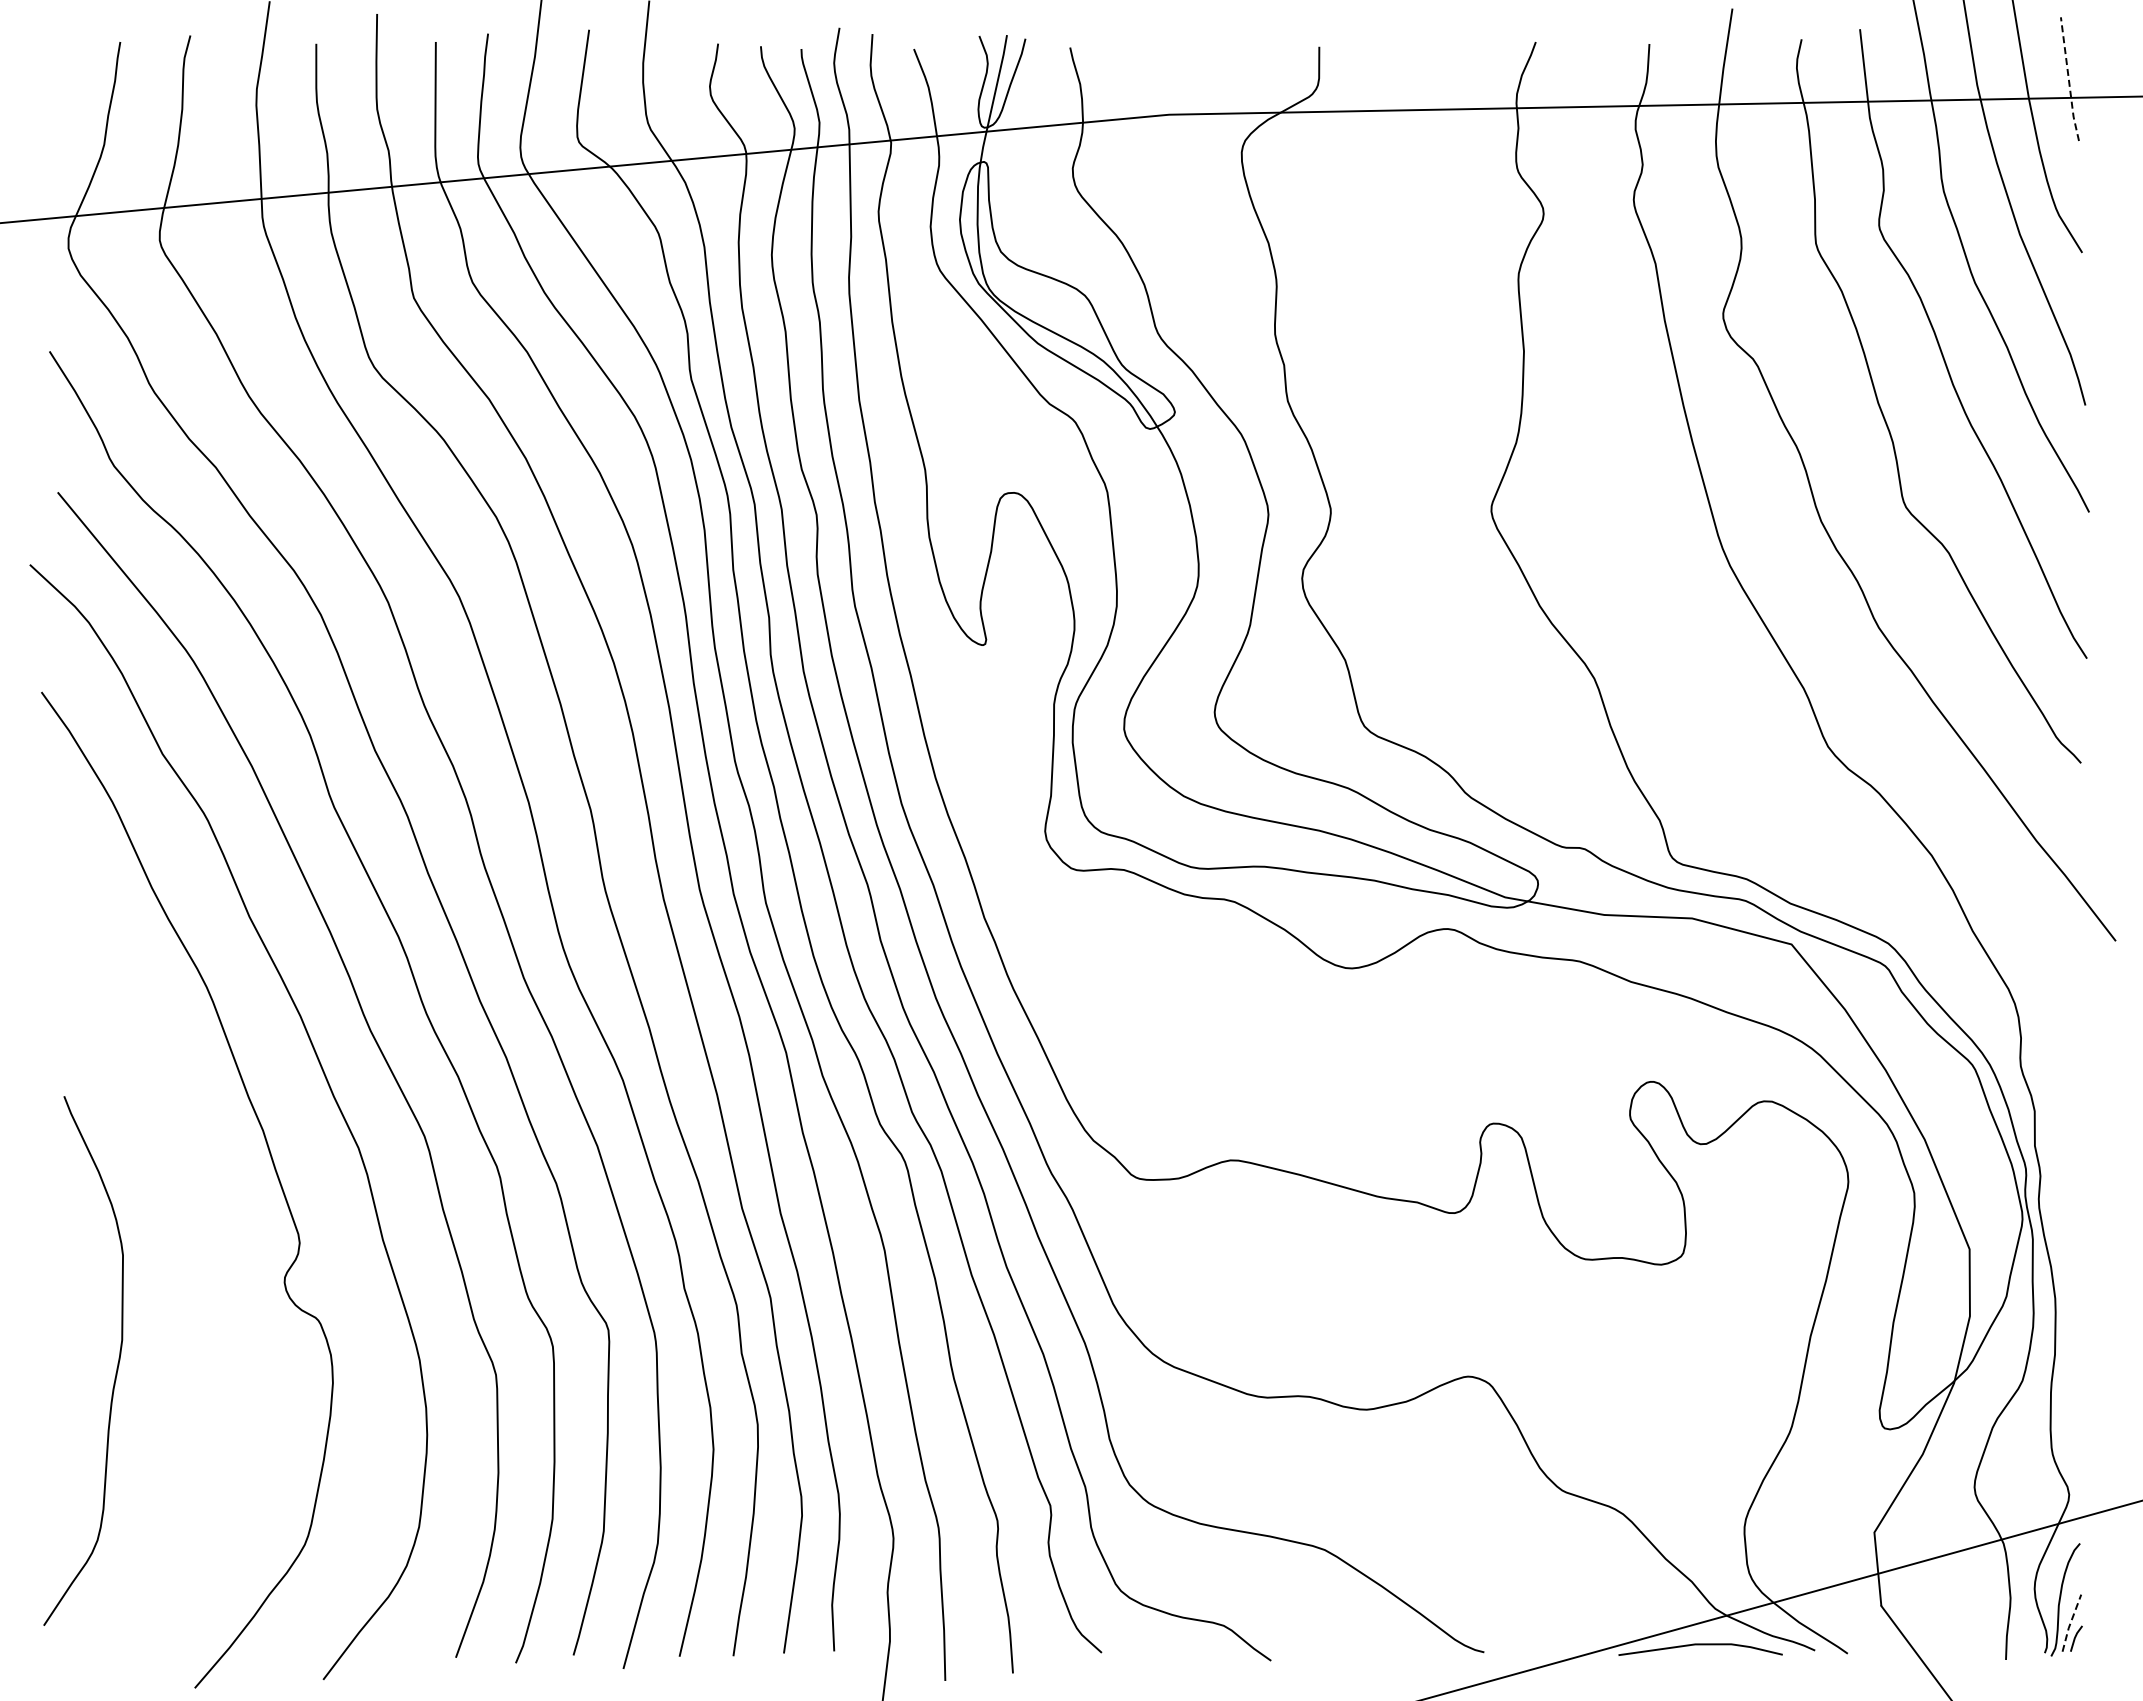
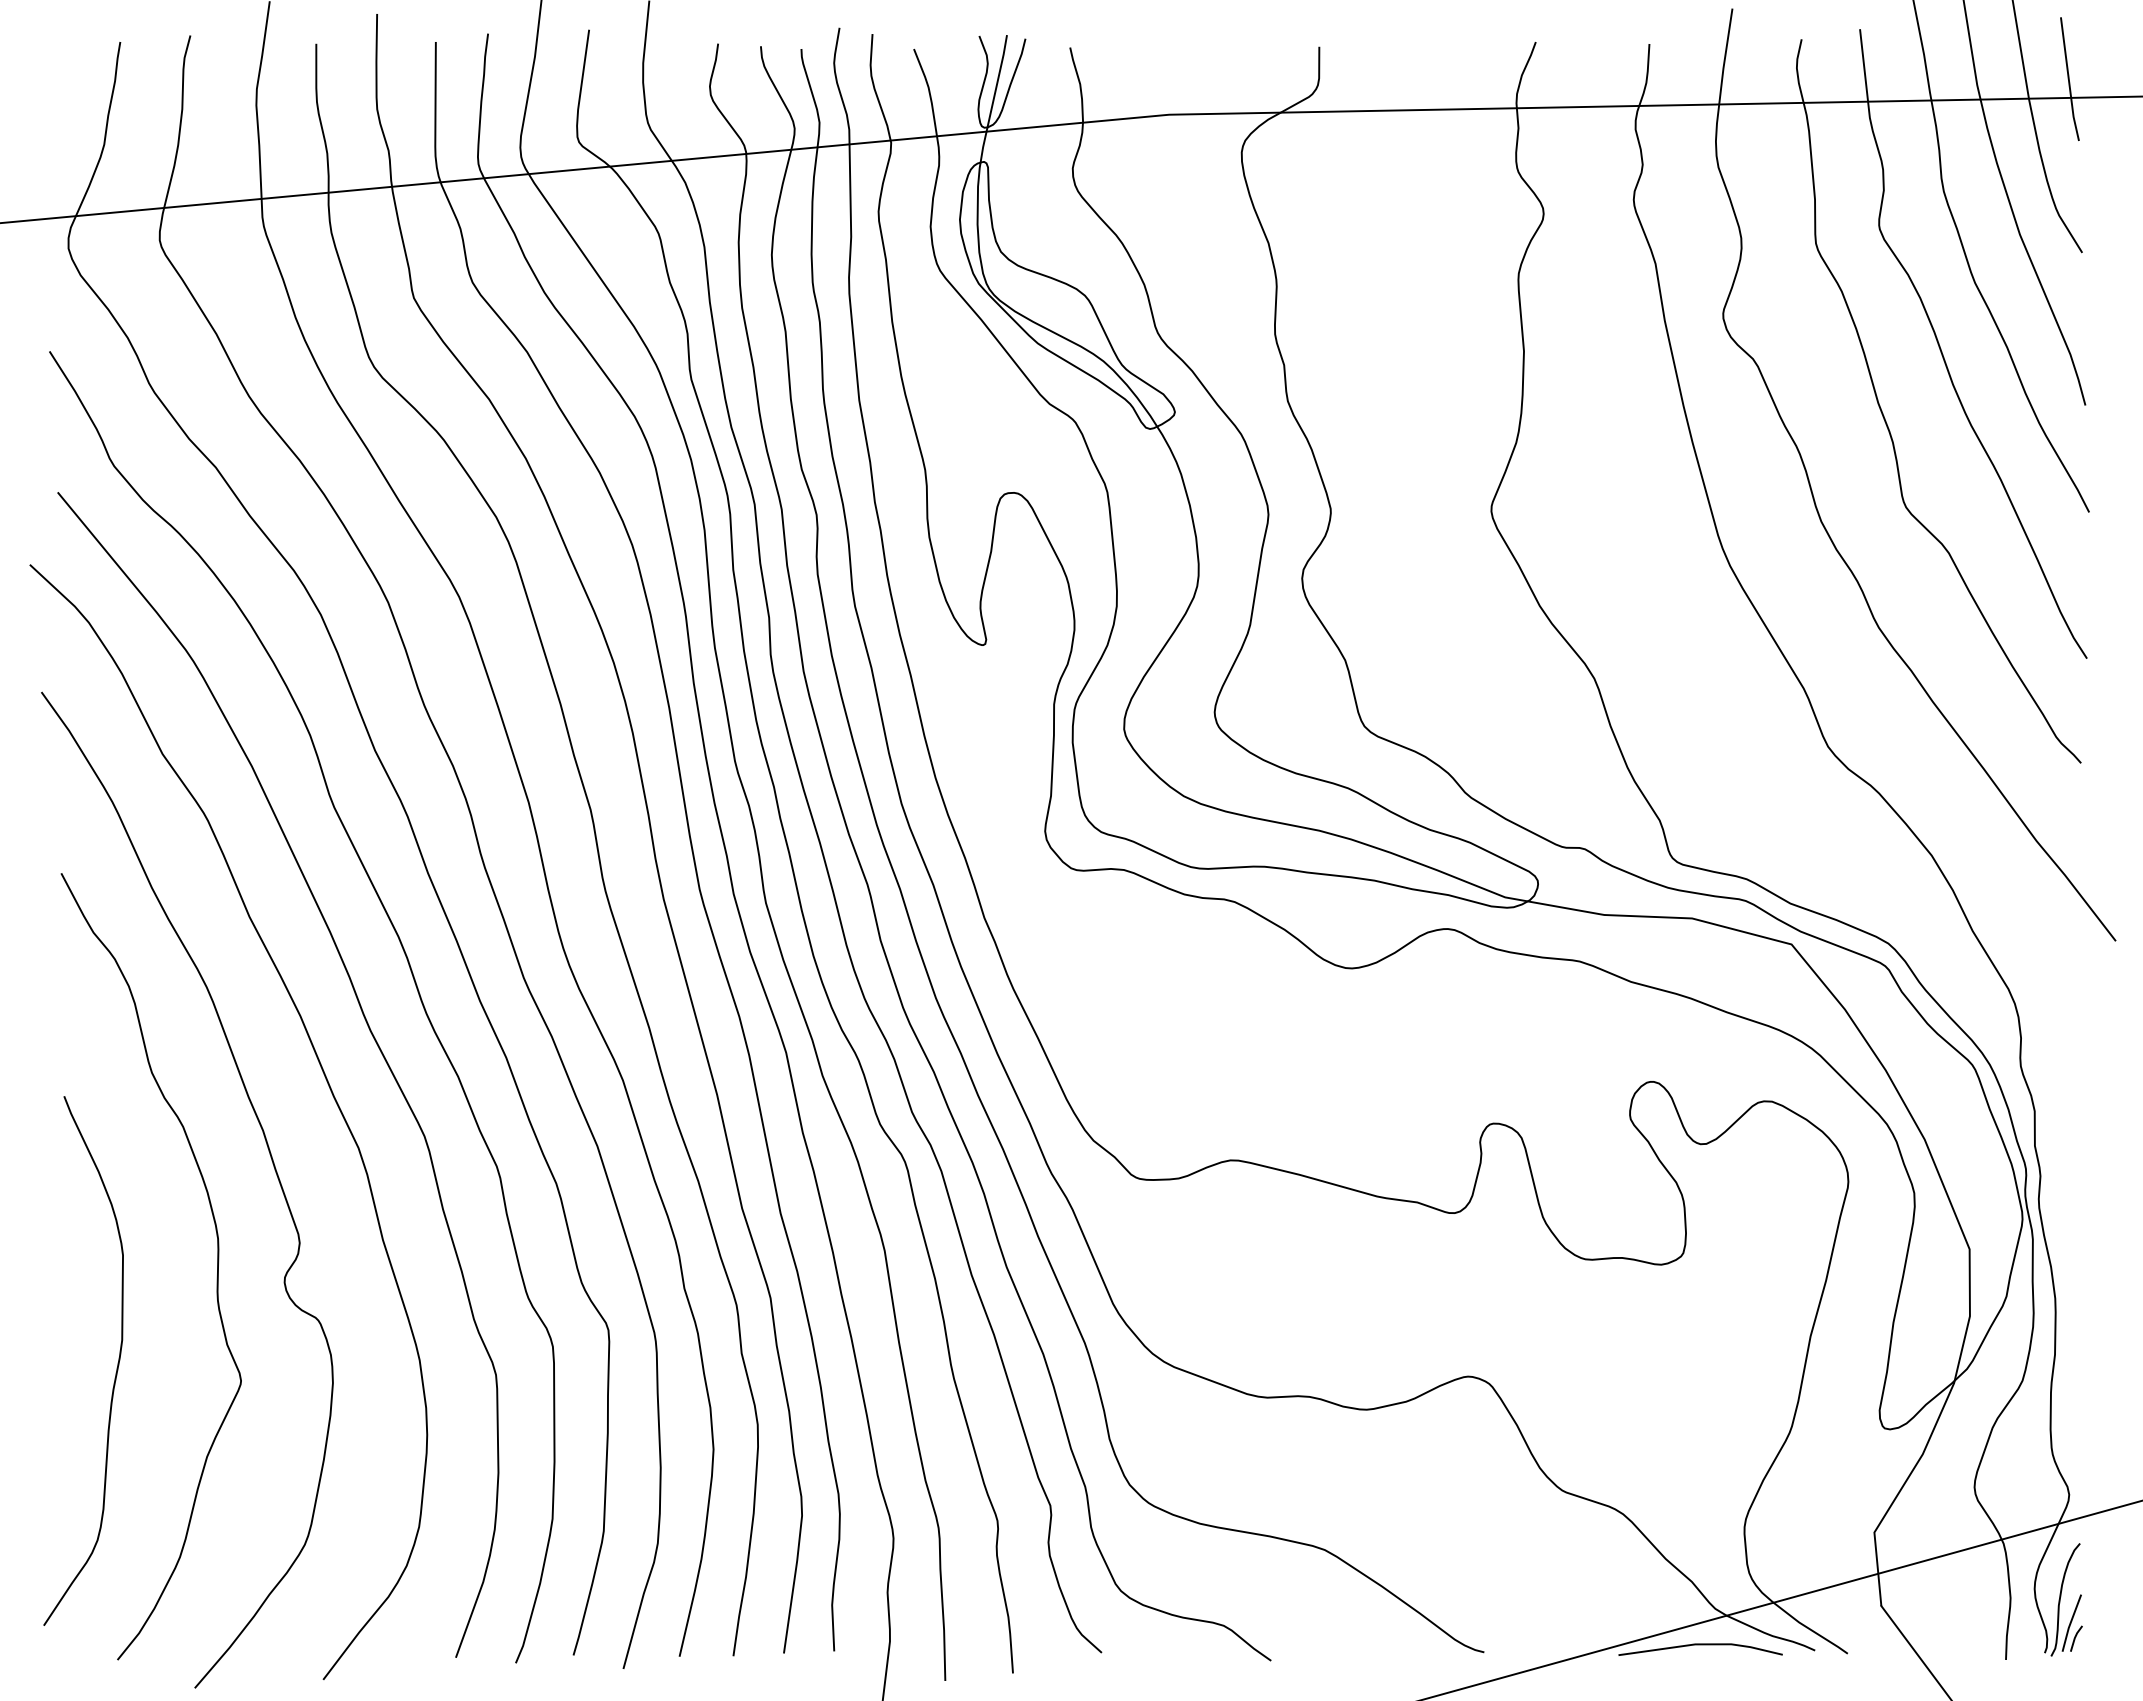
line: dashed -> solid (2068, 79)
curve: none -> present (216, 1277)
line: dashed -> solid (2070, 1623)
